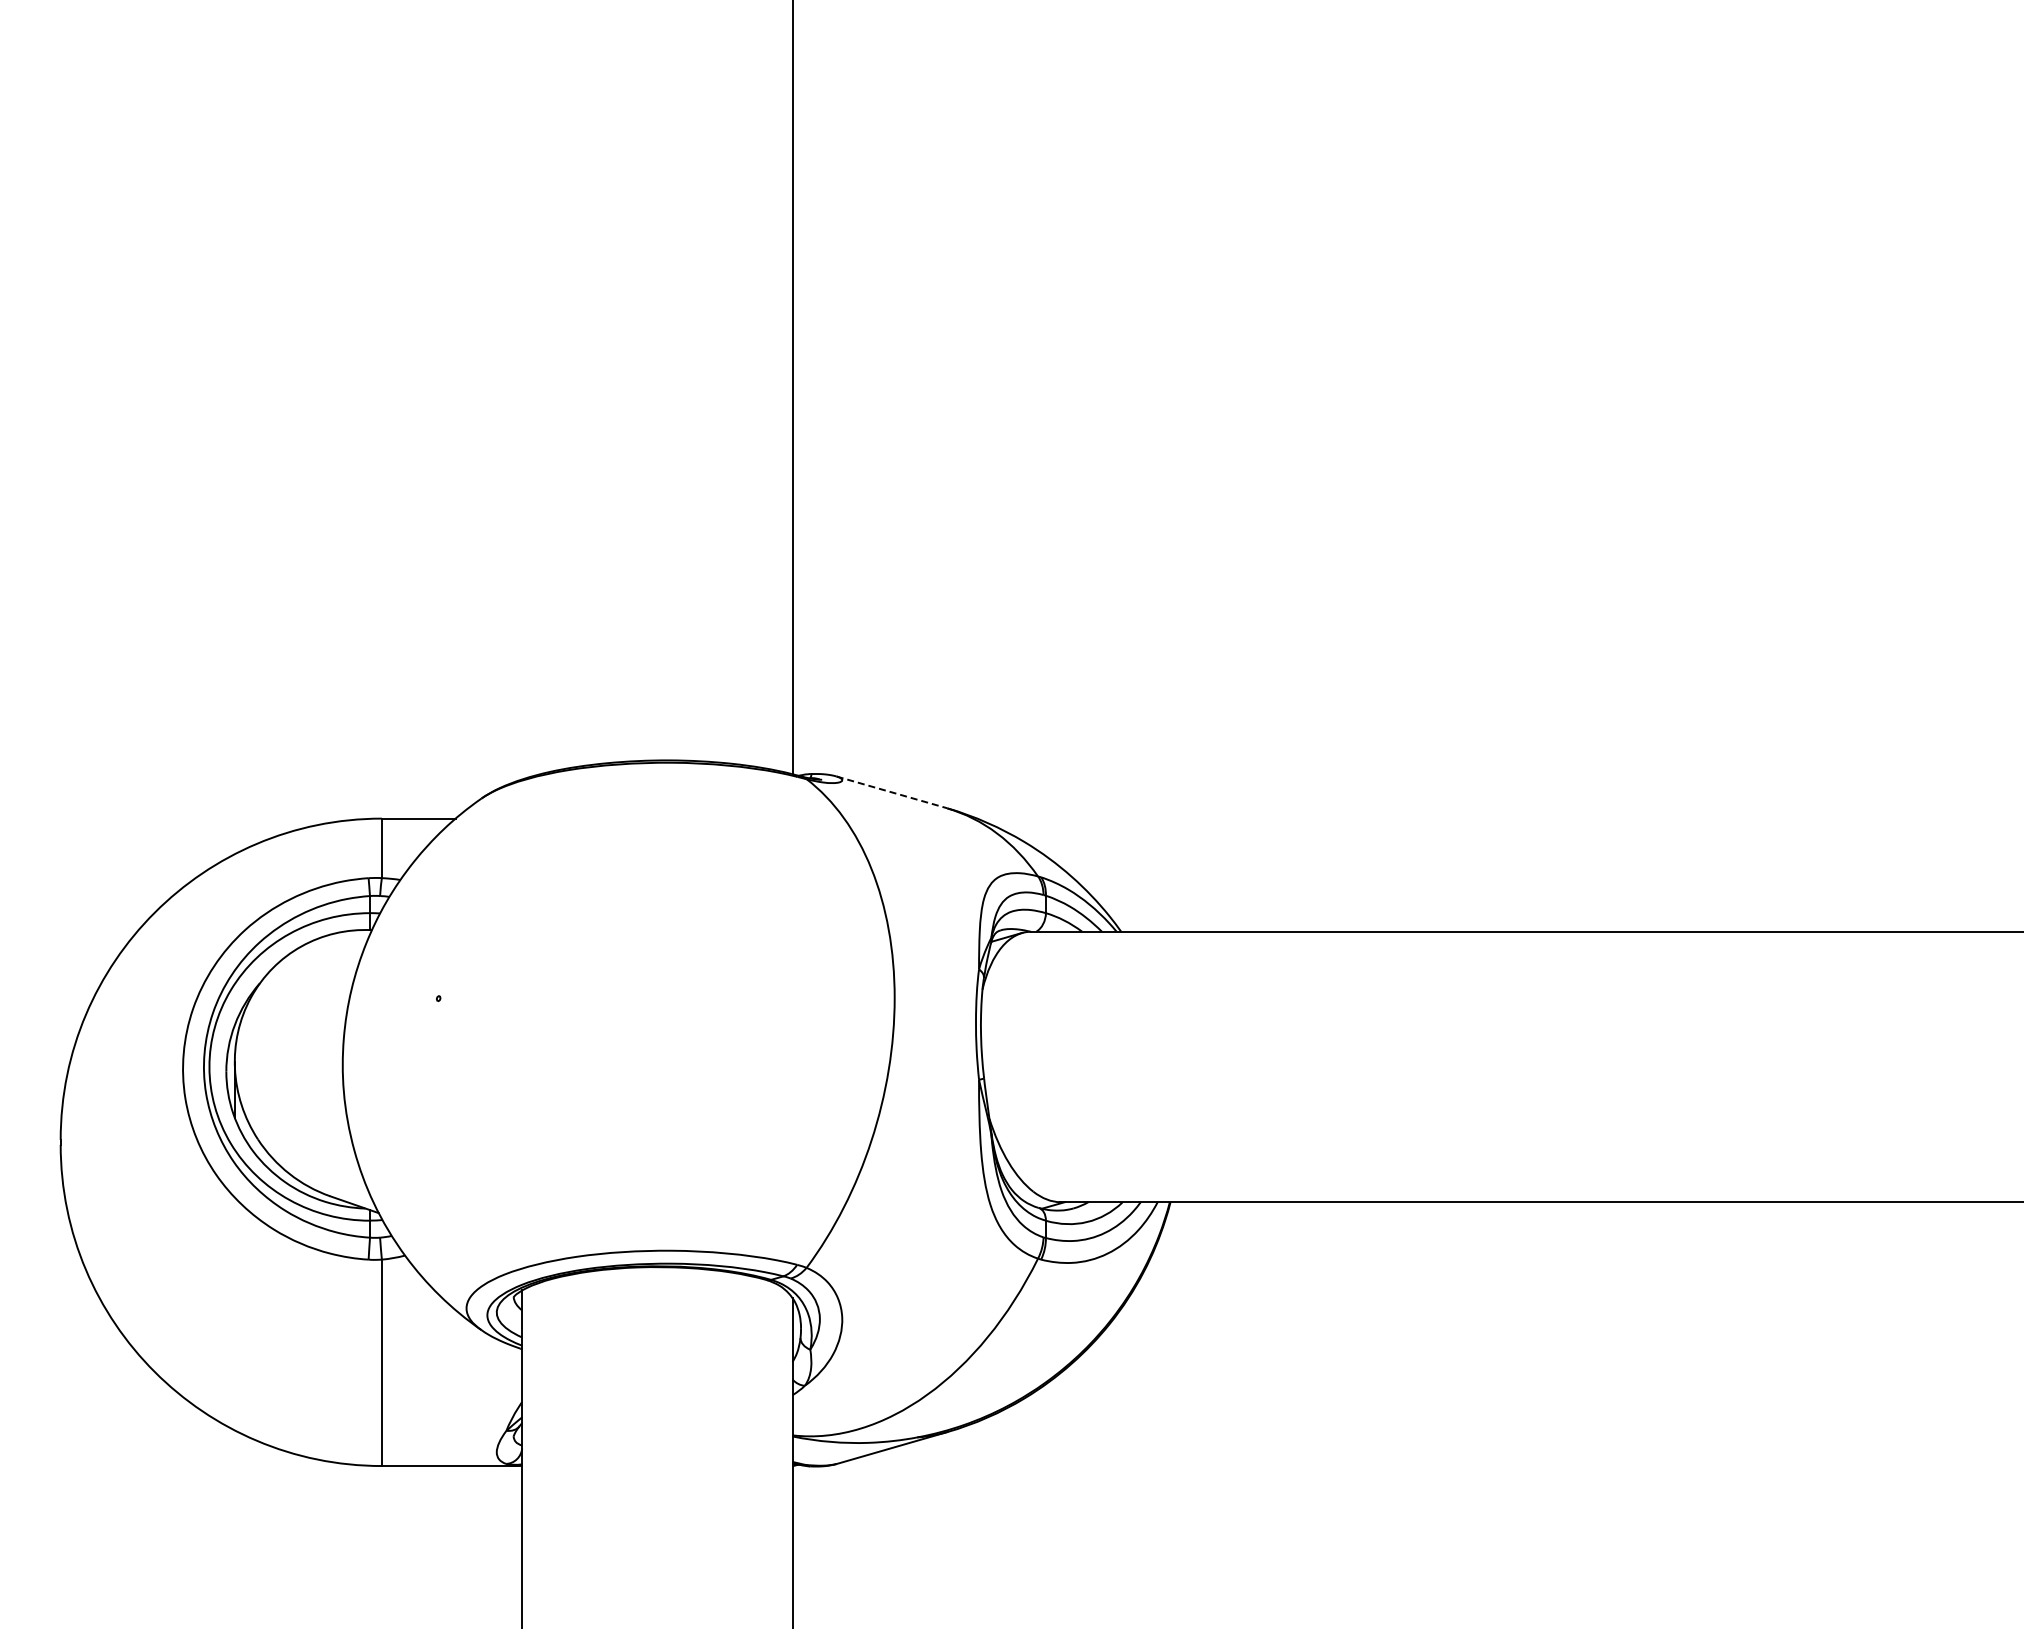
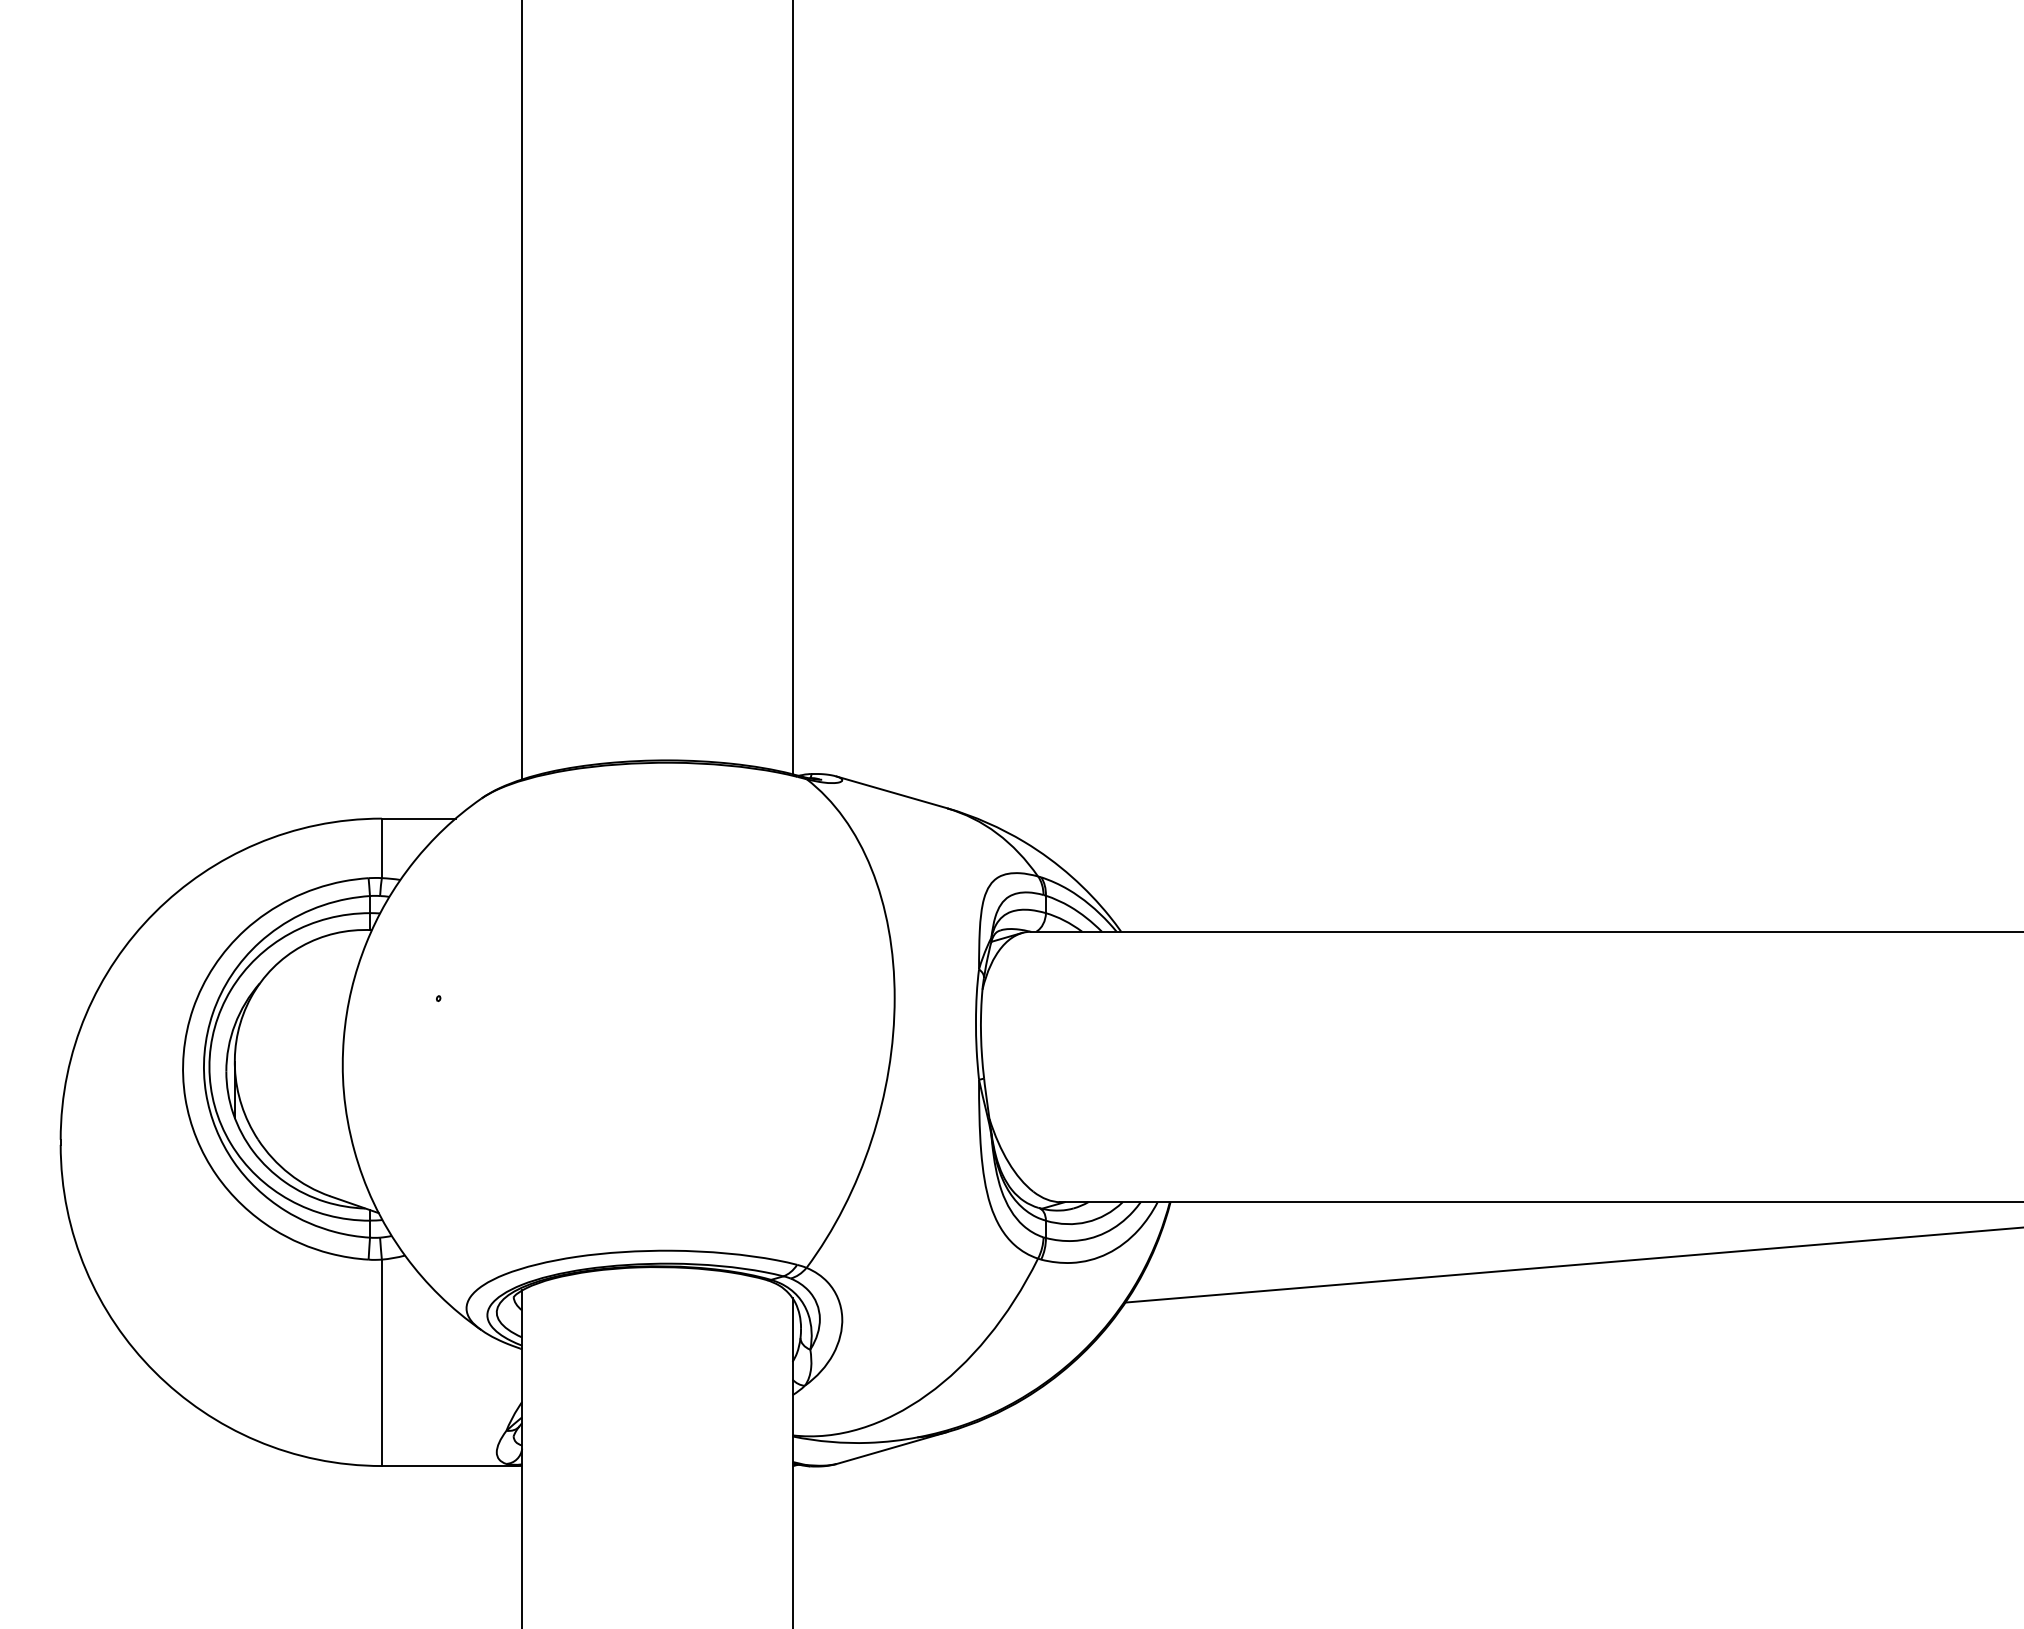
line: none -> present (522, 390)
line: dashed -> solid (892, 792)
line: none -> present (1572, 1264)
